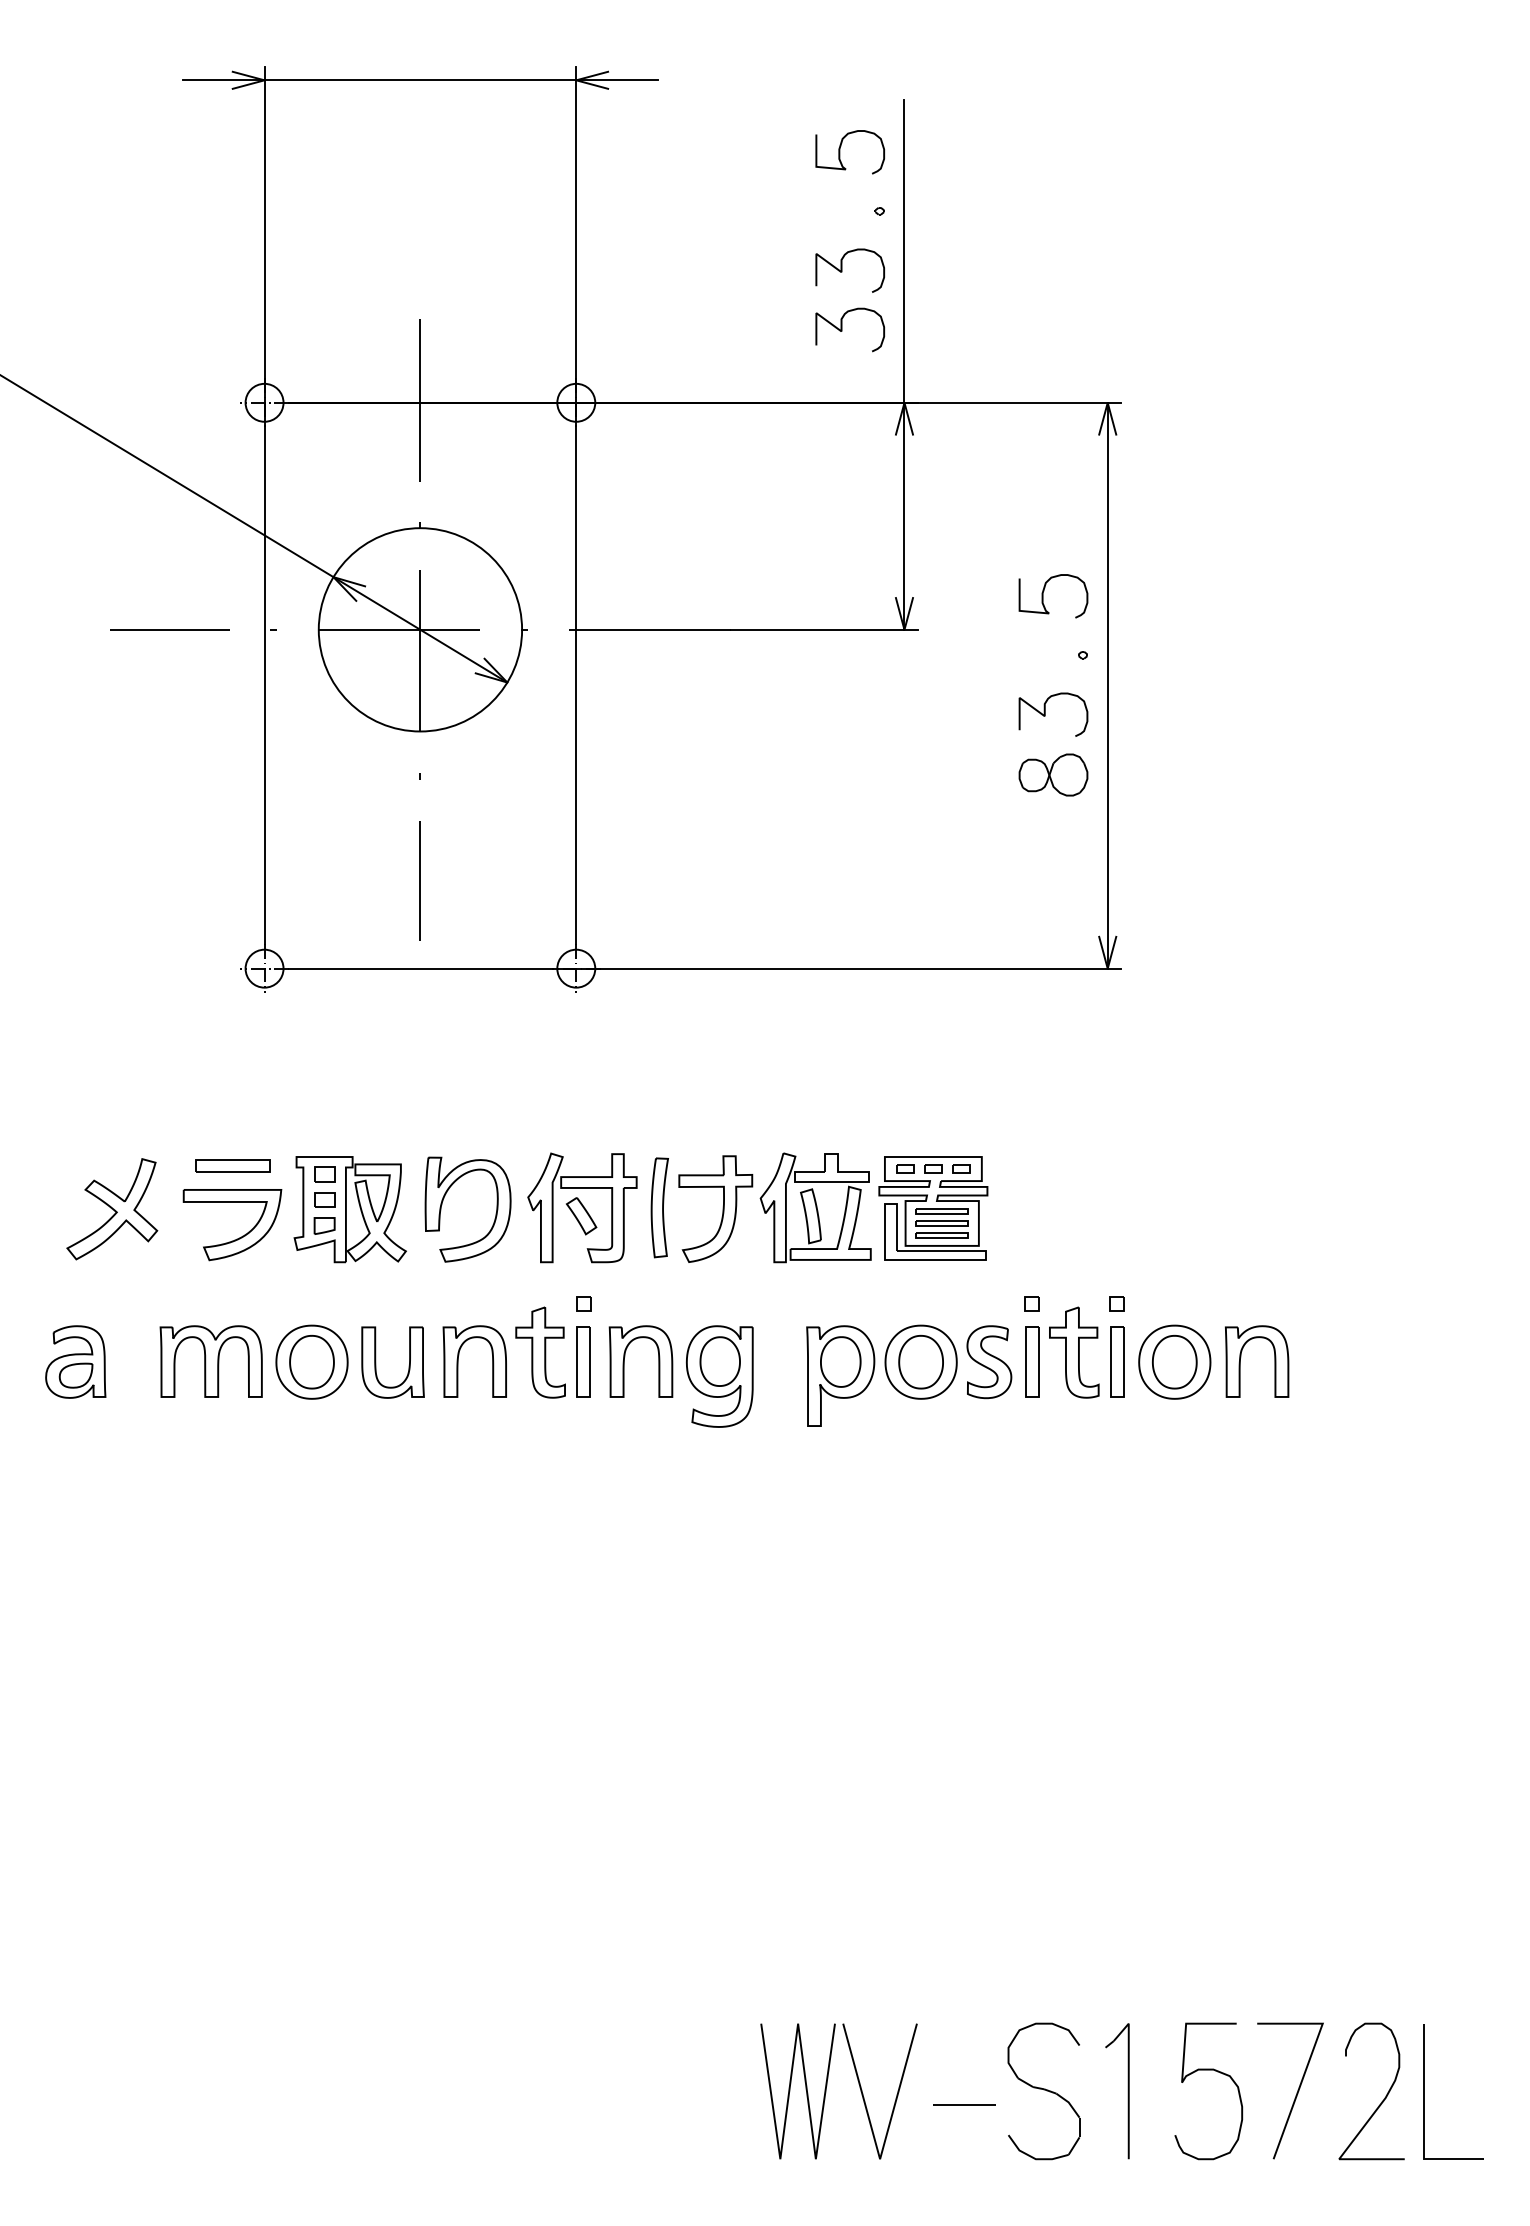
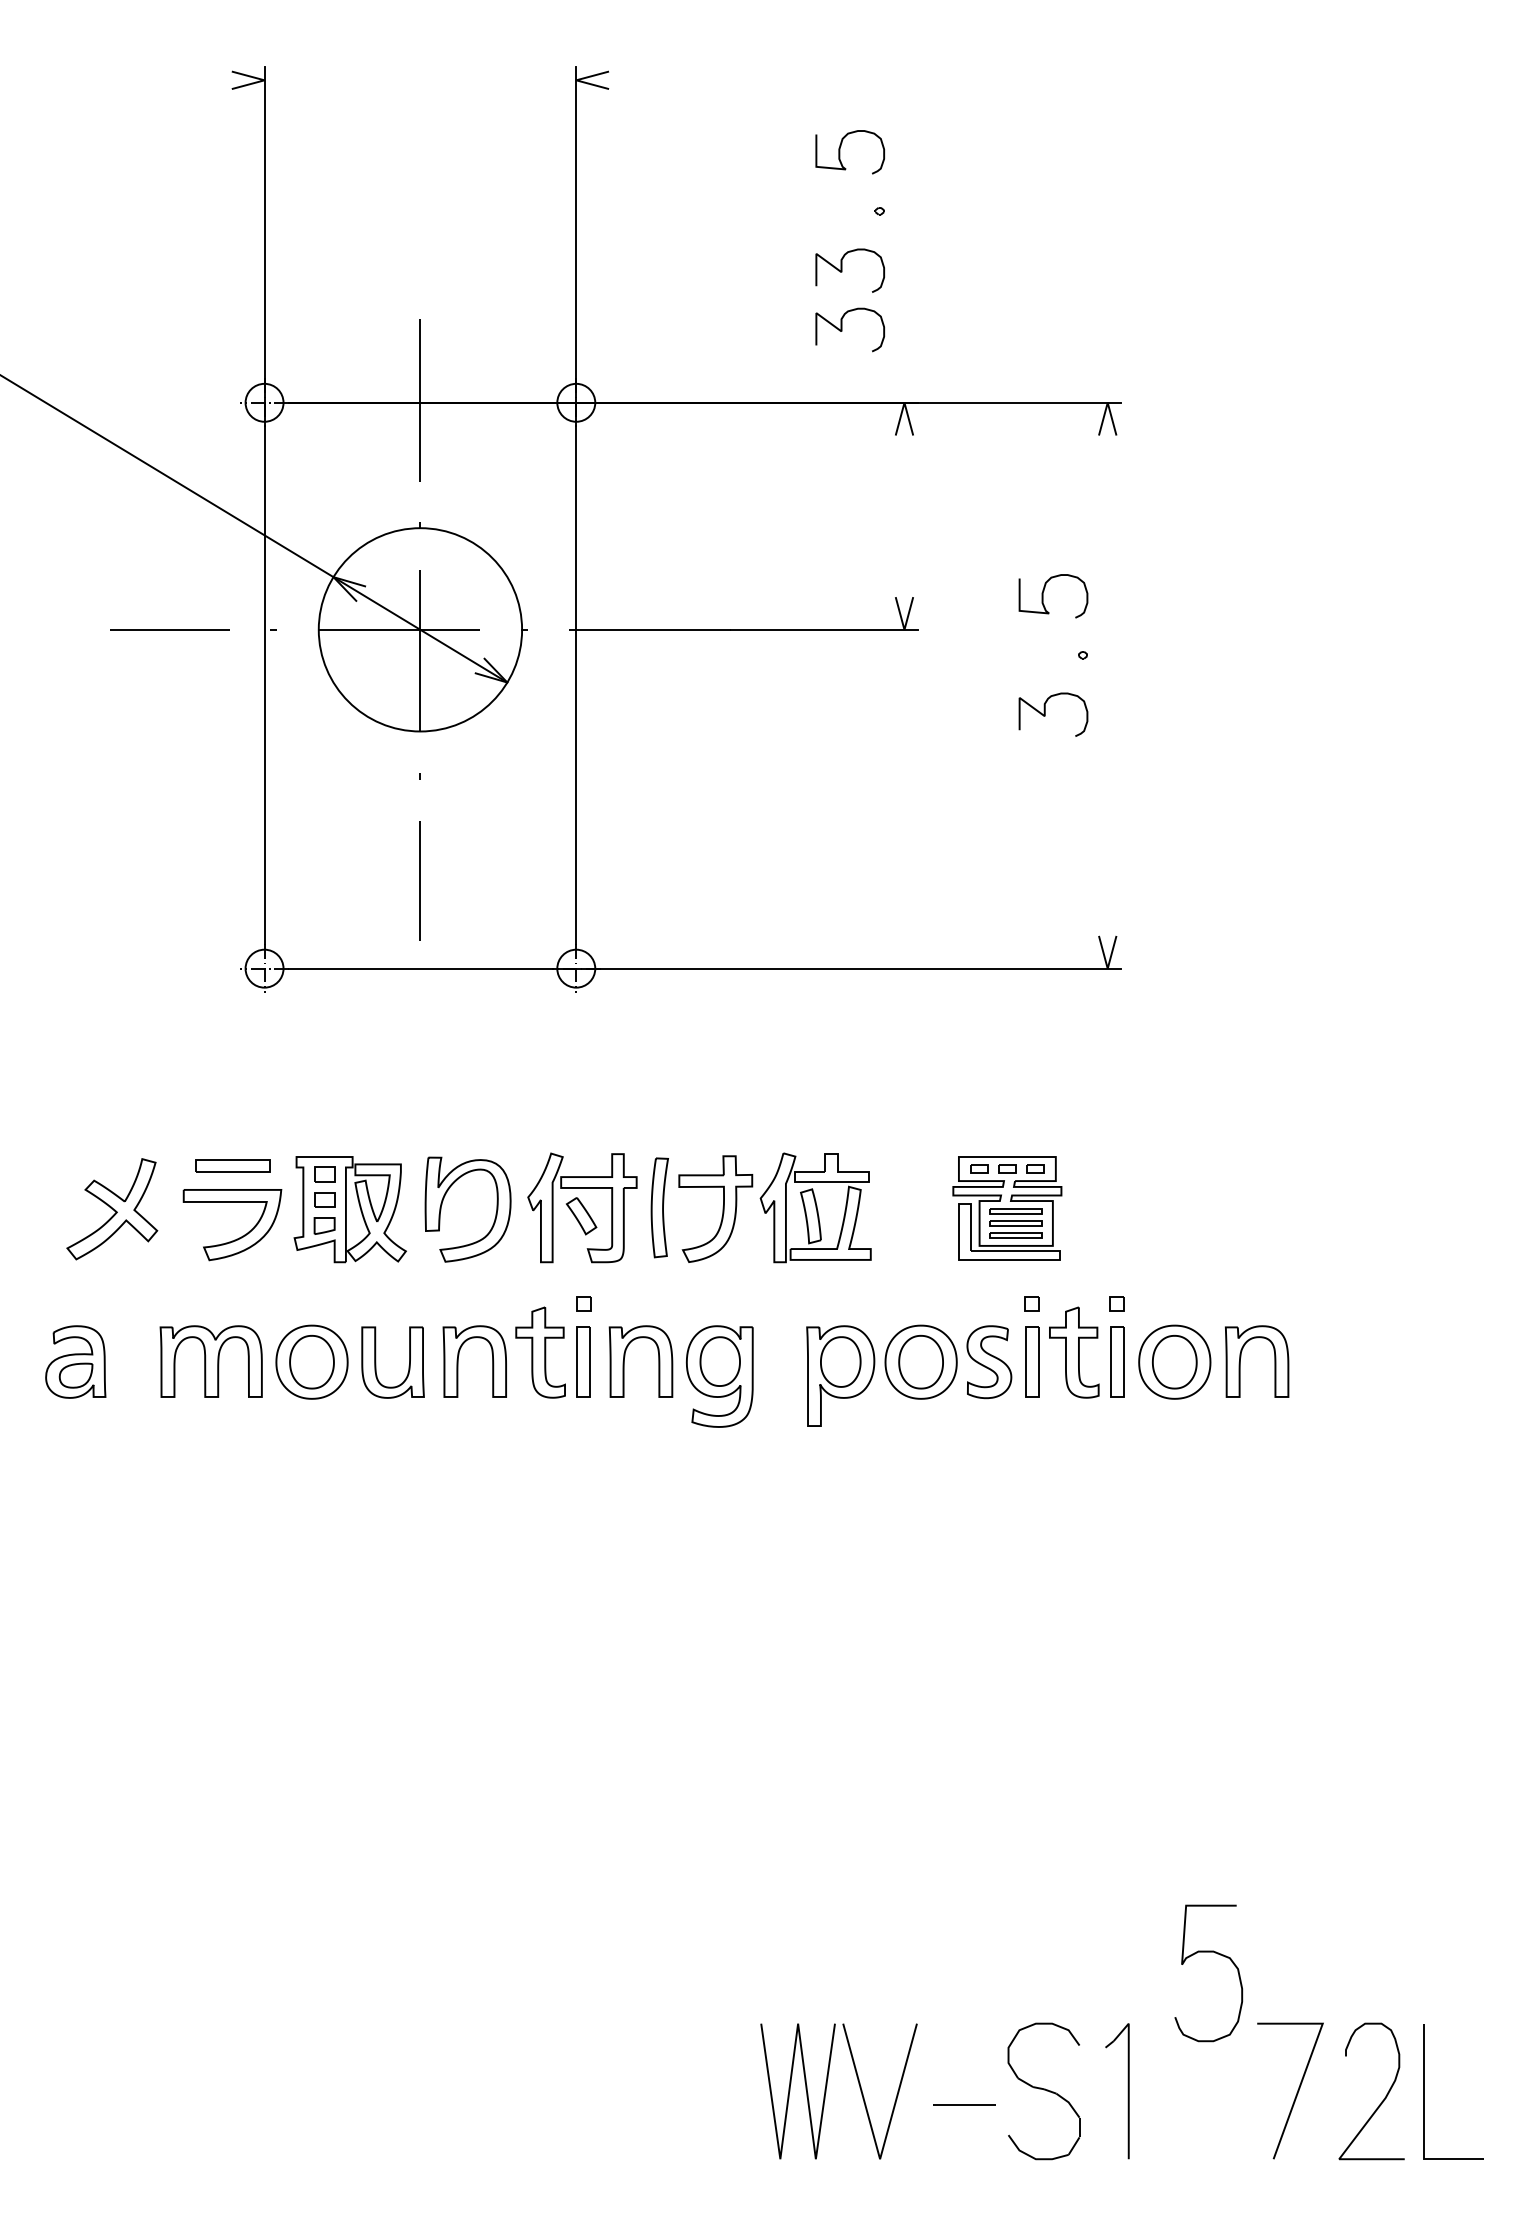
line: present -> none (420, 80)
line: present -> none (904, 364)
line: present -> none (1107, 685)
part: present -> none (1053, 774)
part position: (933, 1208) -> (1007, 1208) (1007, 1208)
curve position: (1208, 2070) -> (1208, 1952) (1208, 1952)
